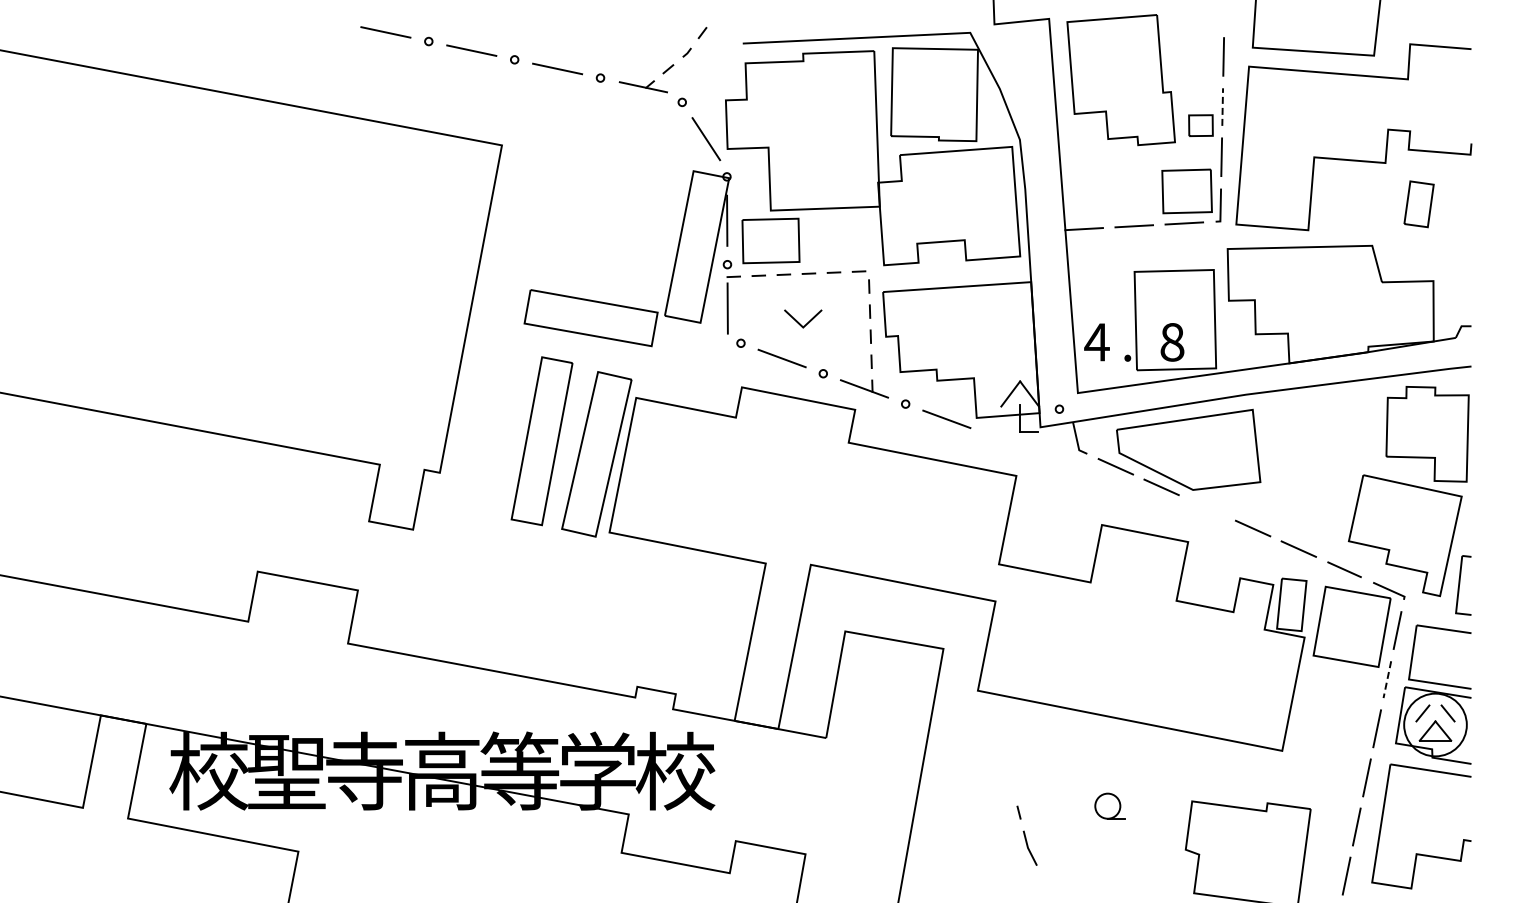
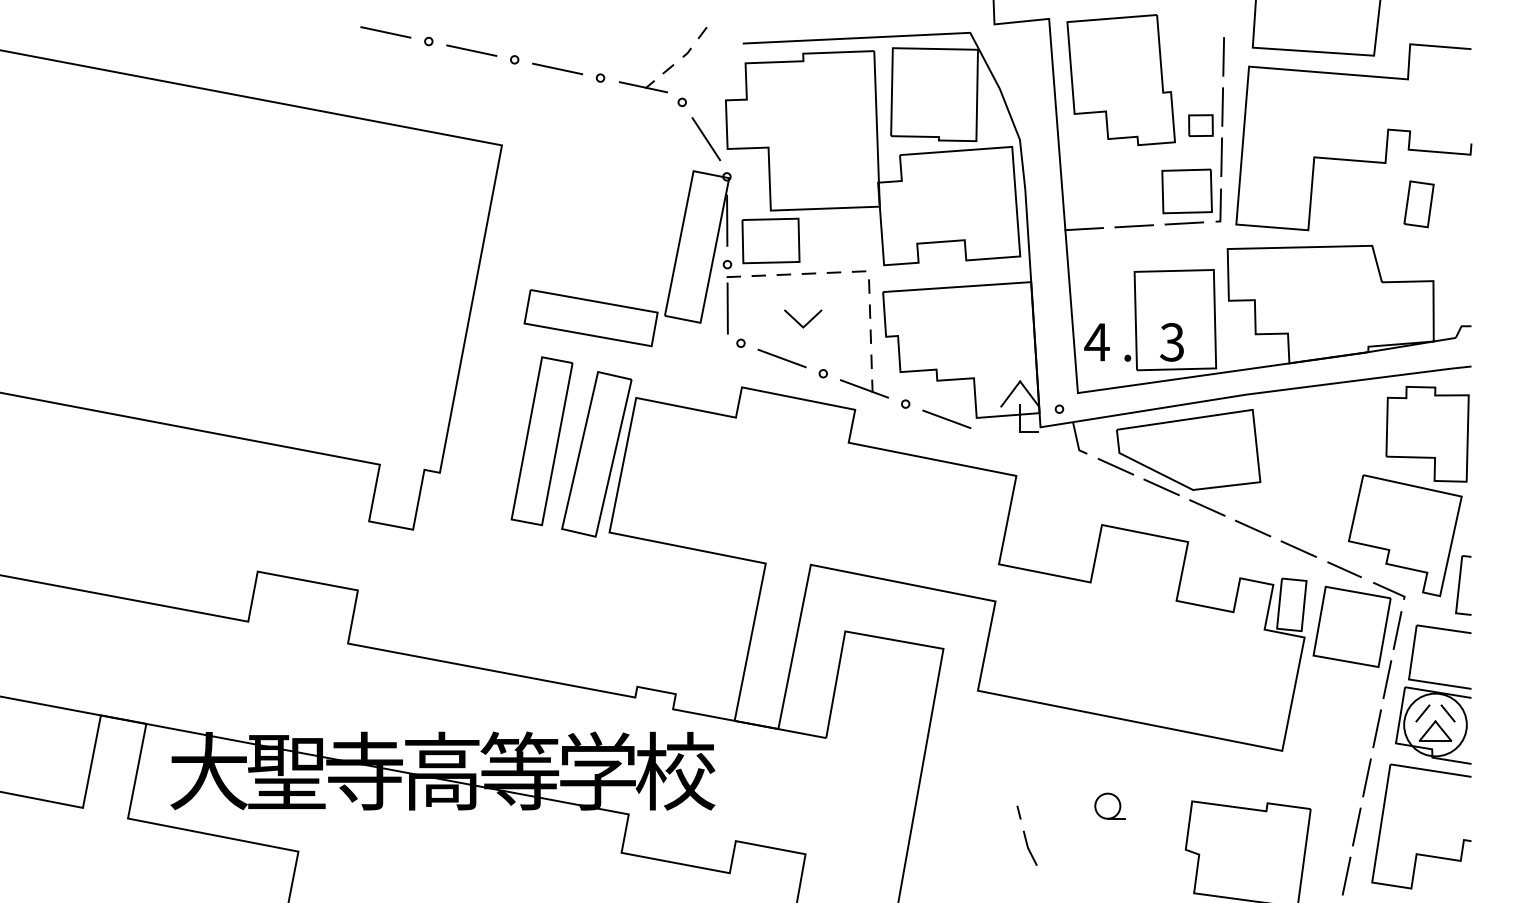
line: dashed -> solid (1222, 107)
text: 8 -> 3 (1172, 342)
line: none -> present (1207, 507)
line: dashed -> solid (1387, 679)
text: 校 -> 大 (208, 770)
